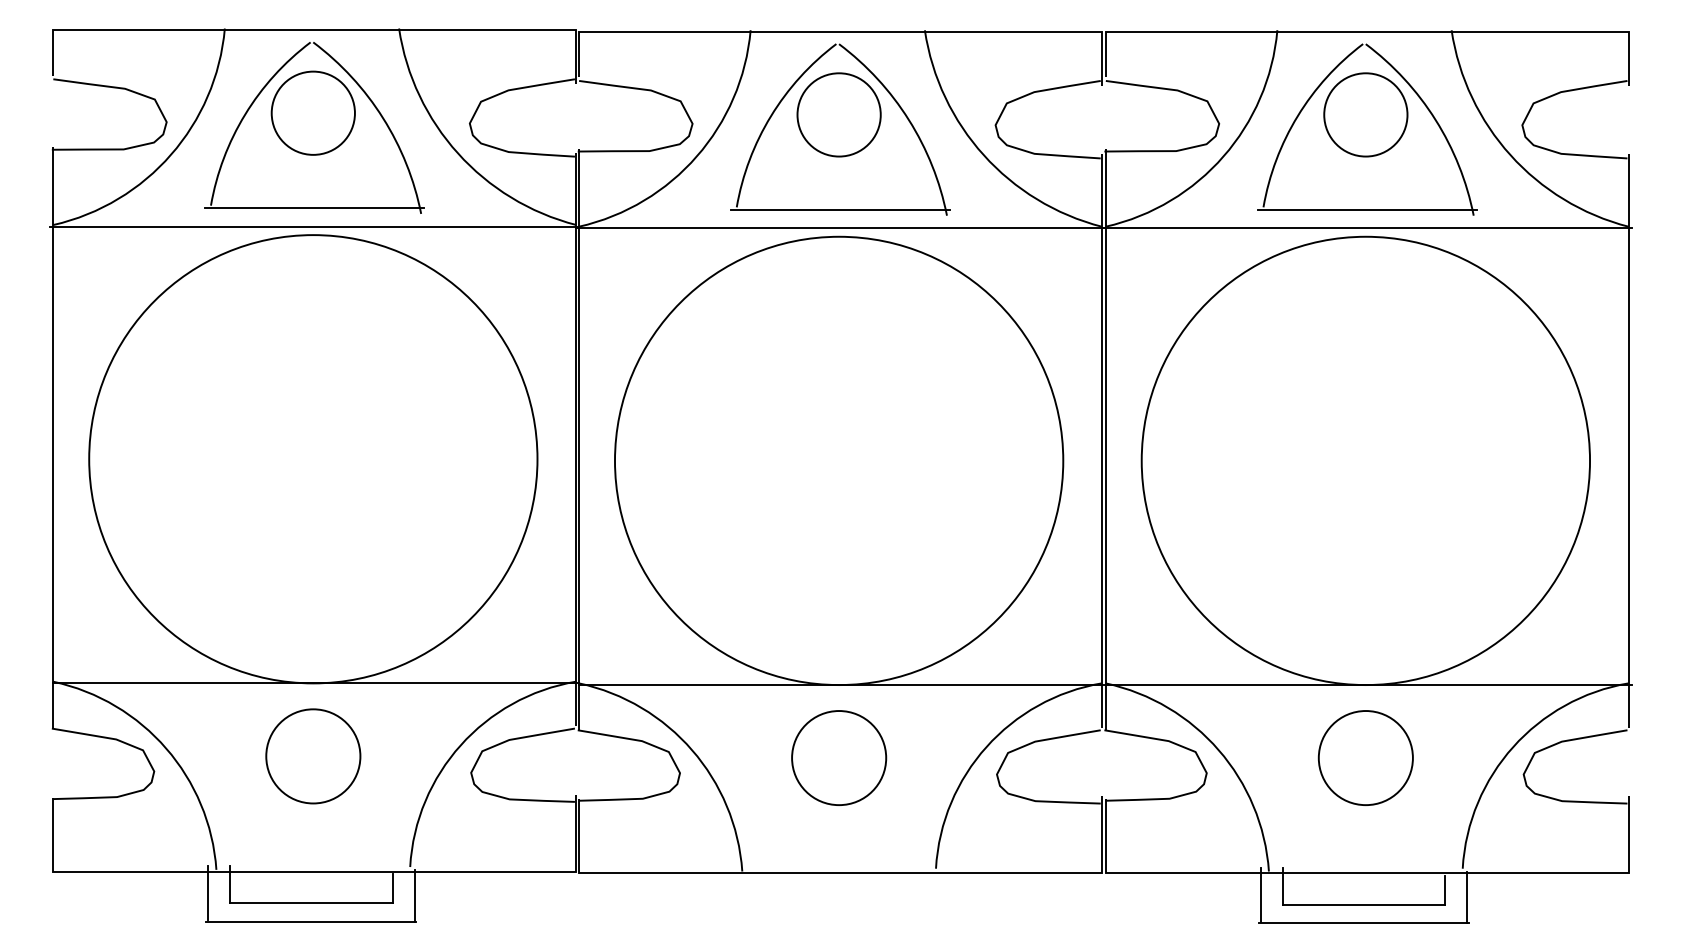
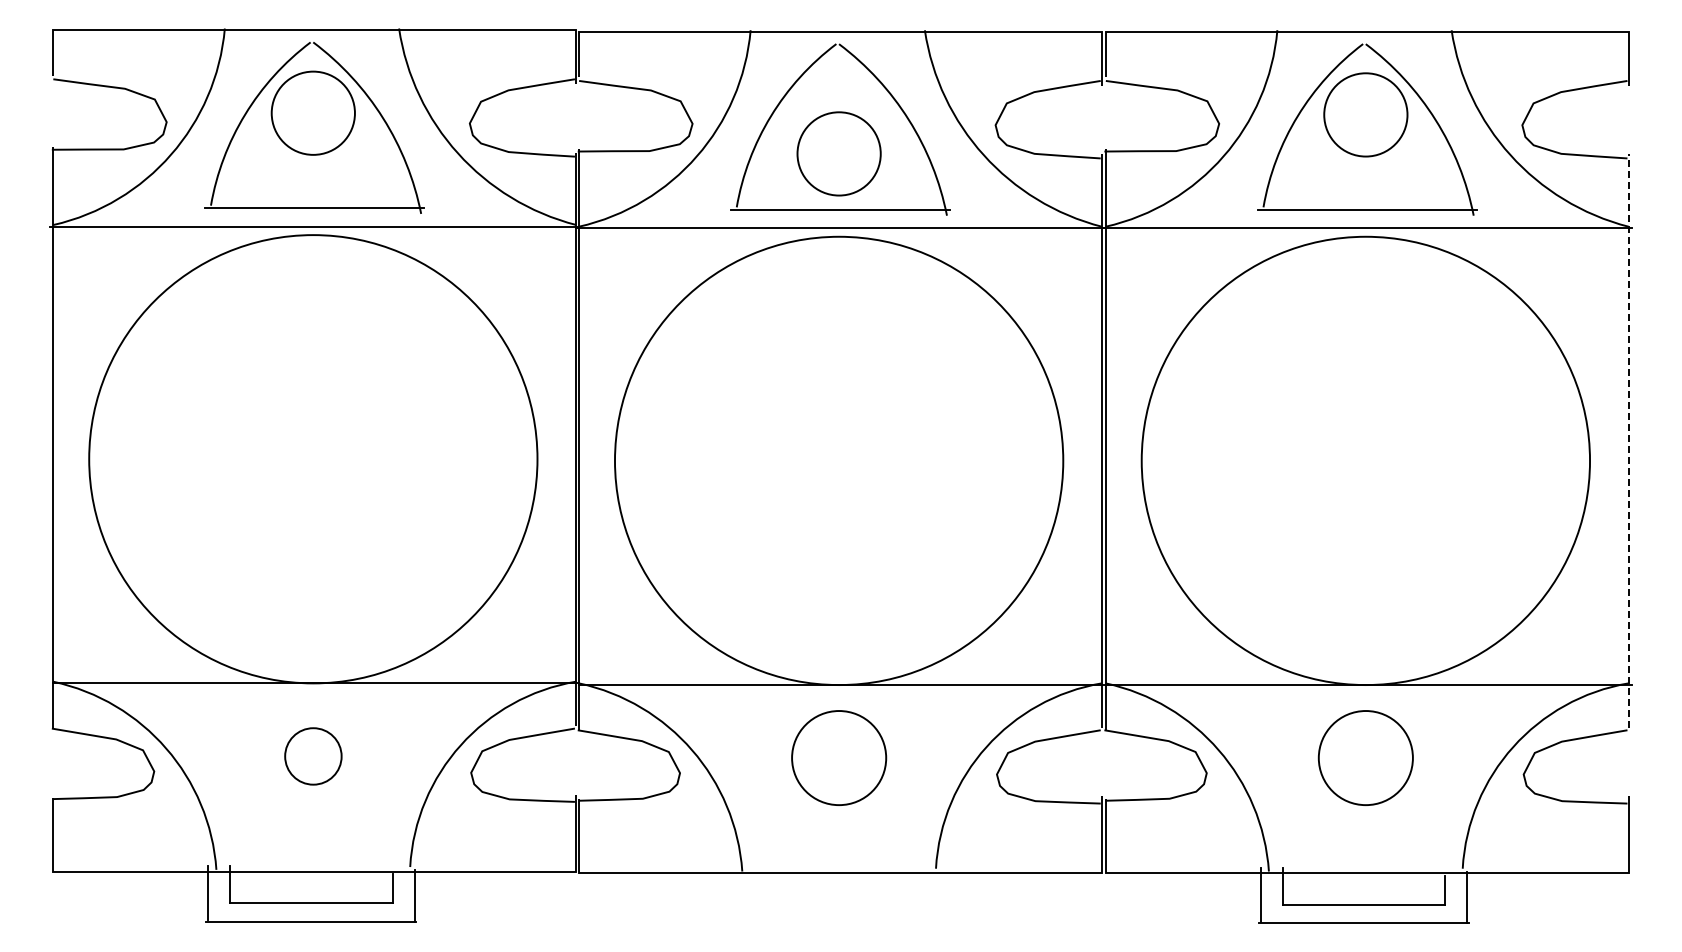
circle position: (838, 114) -> (838, 153) (838, 153)
line: solid -> dashed (1628, 441)
circle size: 97x97 px -> 59x59 px (313, 756)
